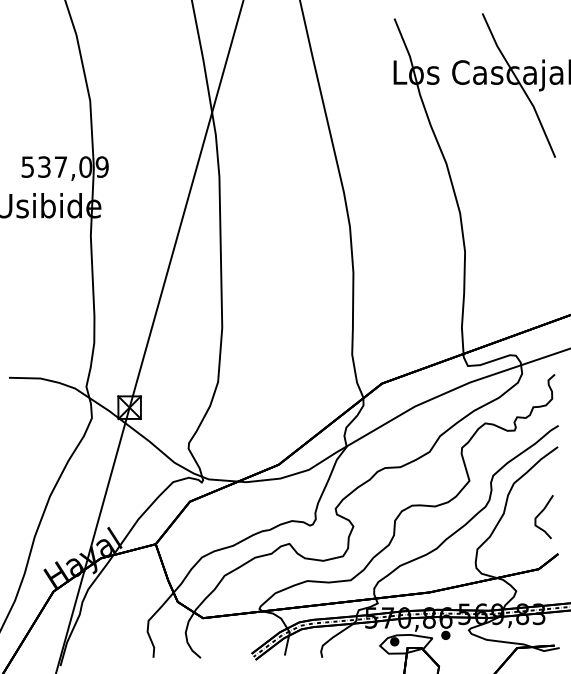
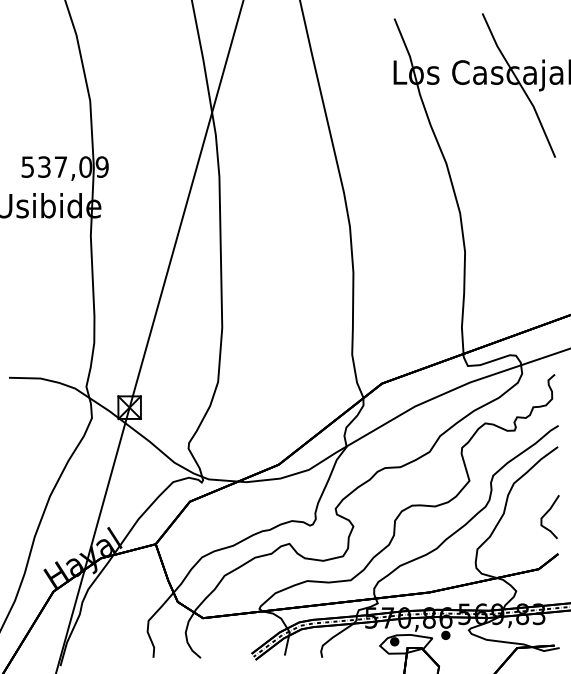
curve position: (540, 514) -> (546, 514) (546, 514)
